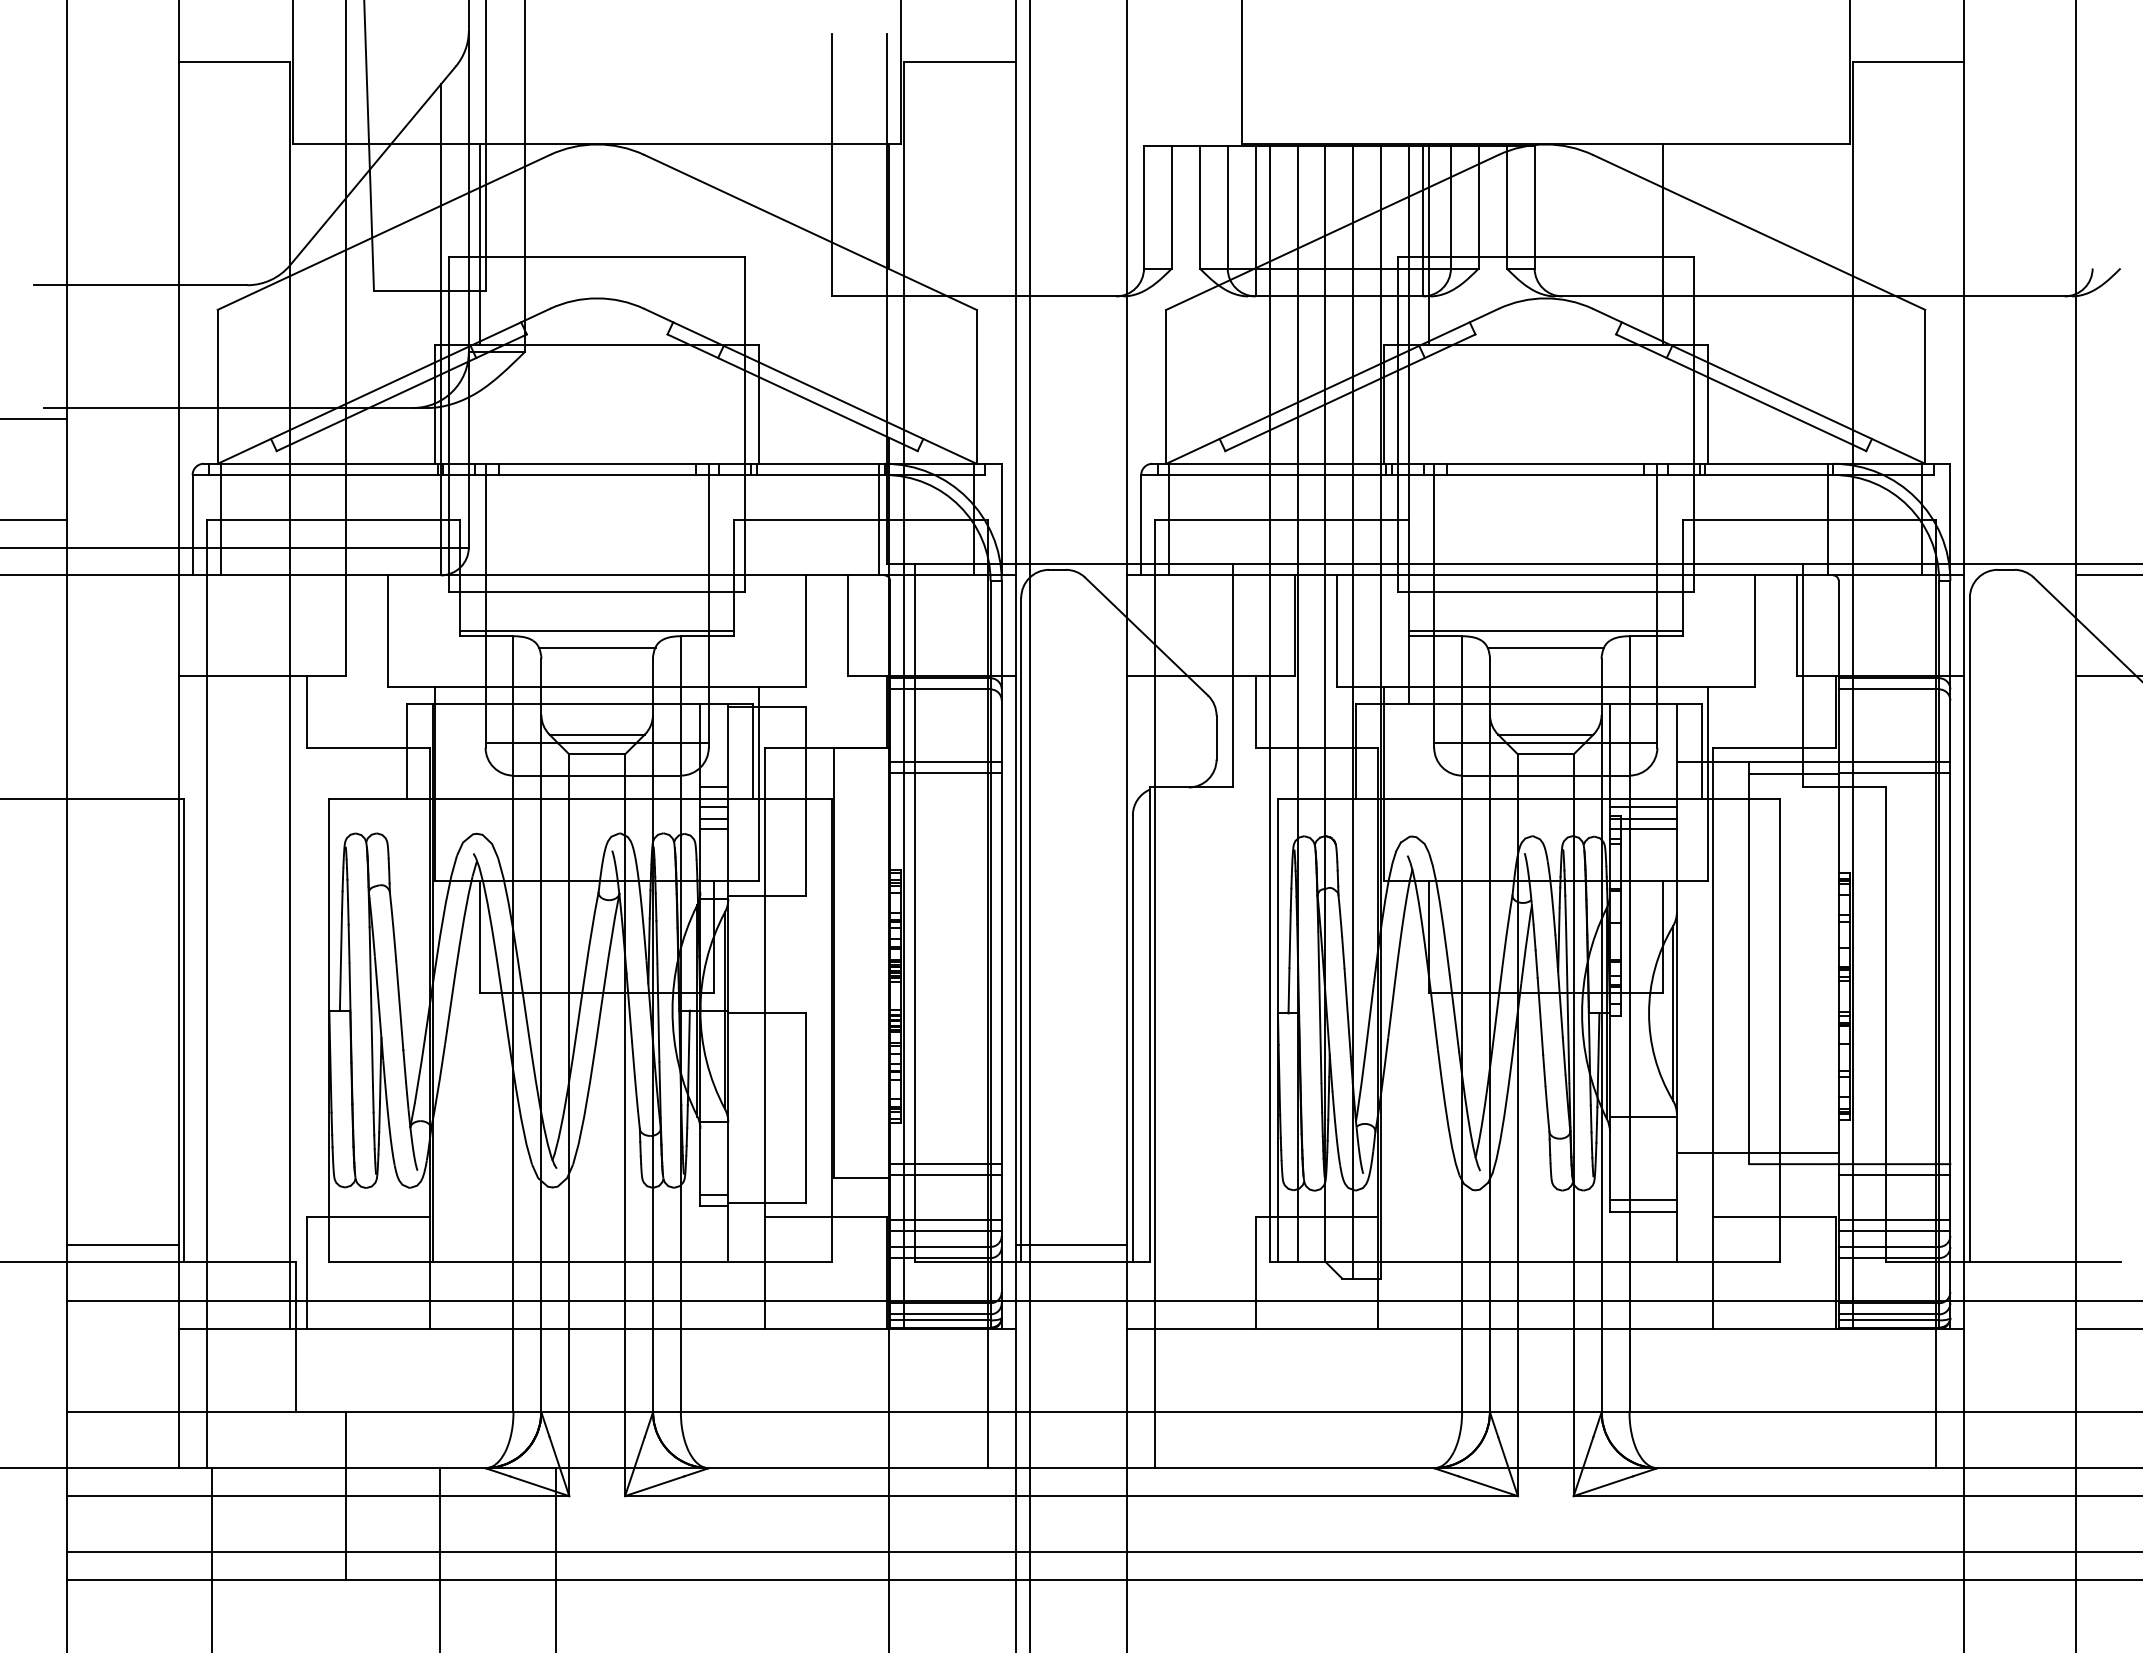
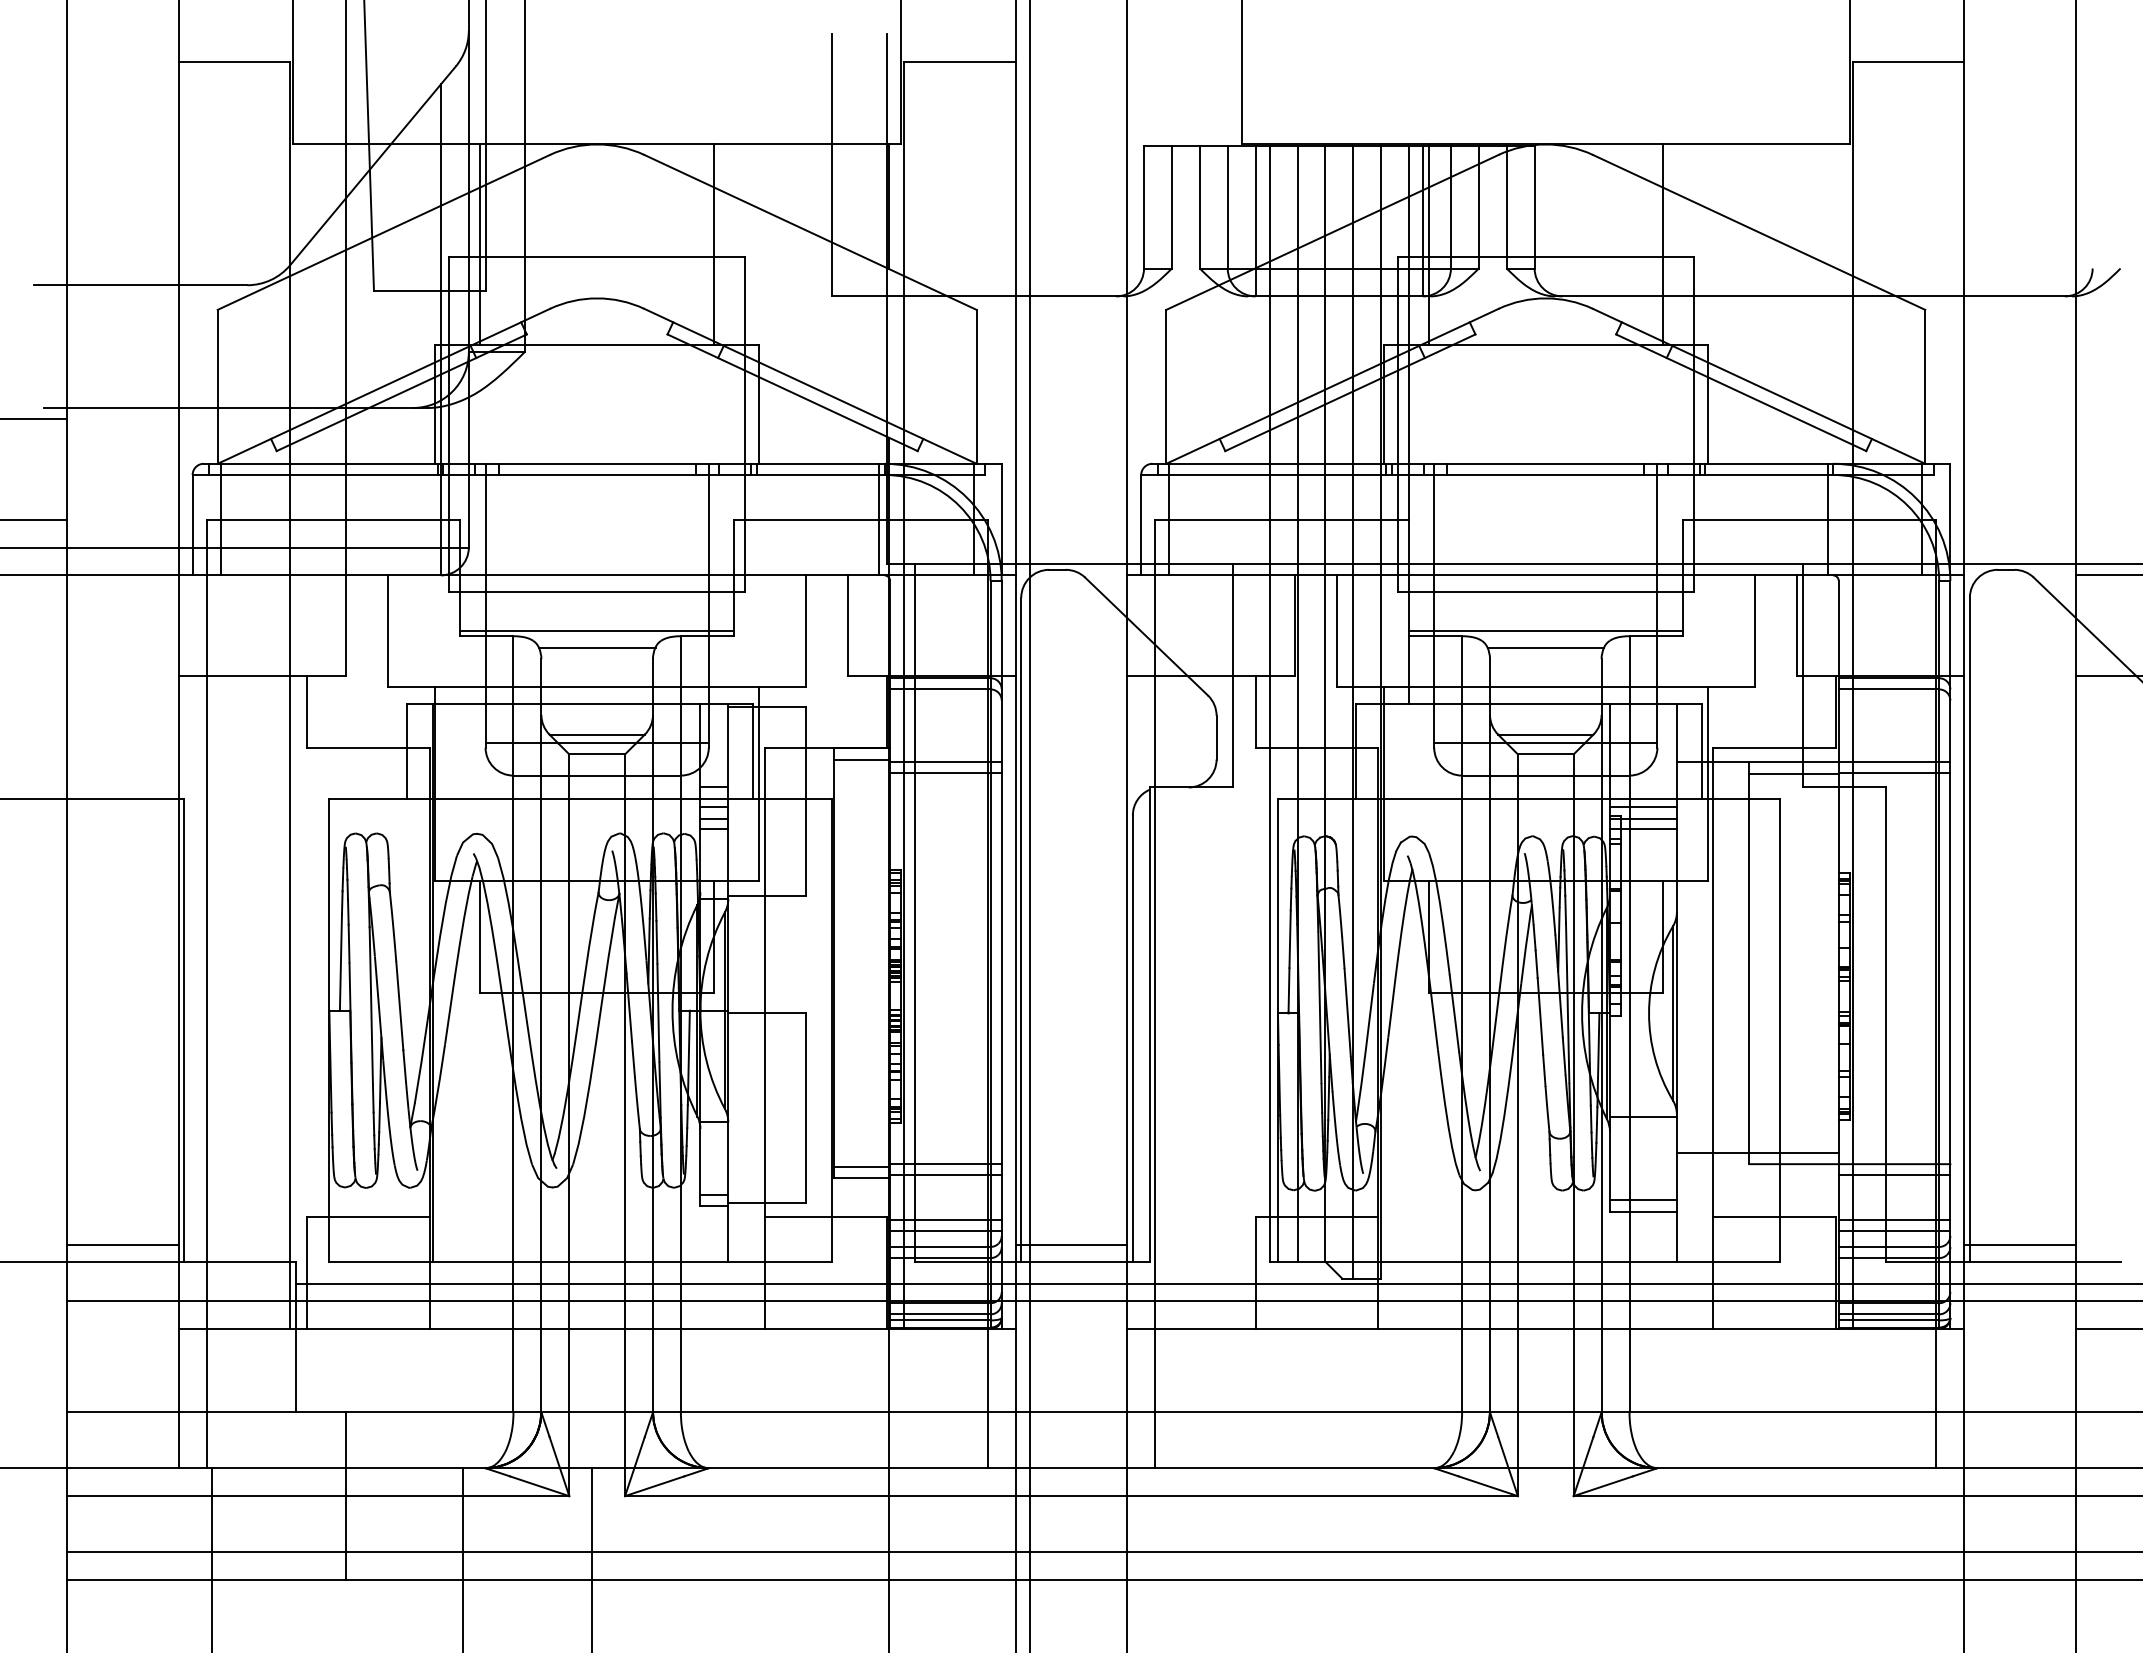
line: none -> present (714, 244)
line: none -> present (862, 759)
line: none -> present (862, 1166)
line: none -> present (2019, 1245)
line: none -> present (1217, 1284)
line position: (440, 1558) -> (463, 1558) (463, 1558)
line position: (555, 1558) -> (591, 1558) (591, 1558)
